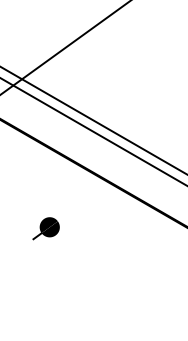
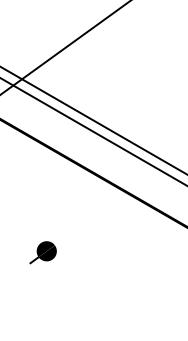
part position: (45, 228) -> (42, 252) (42, 252)
